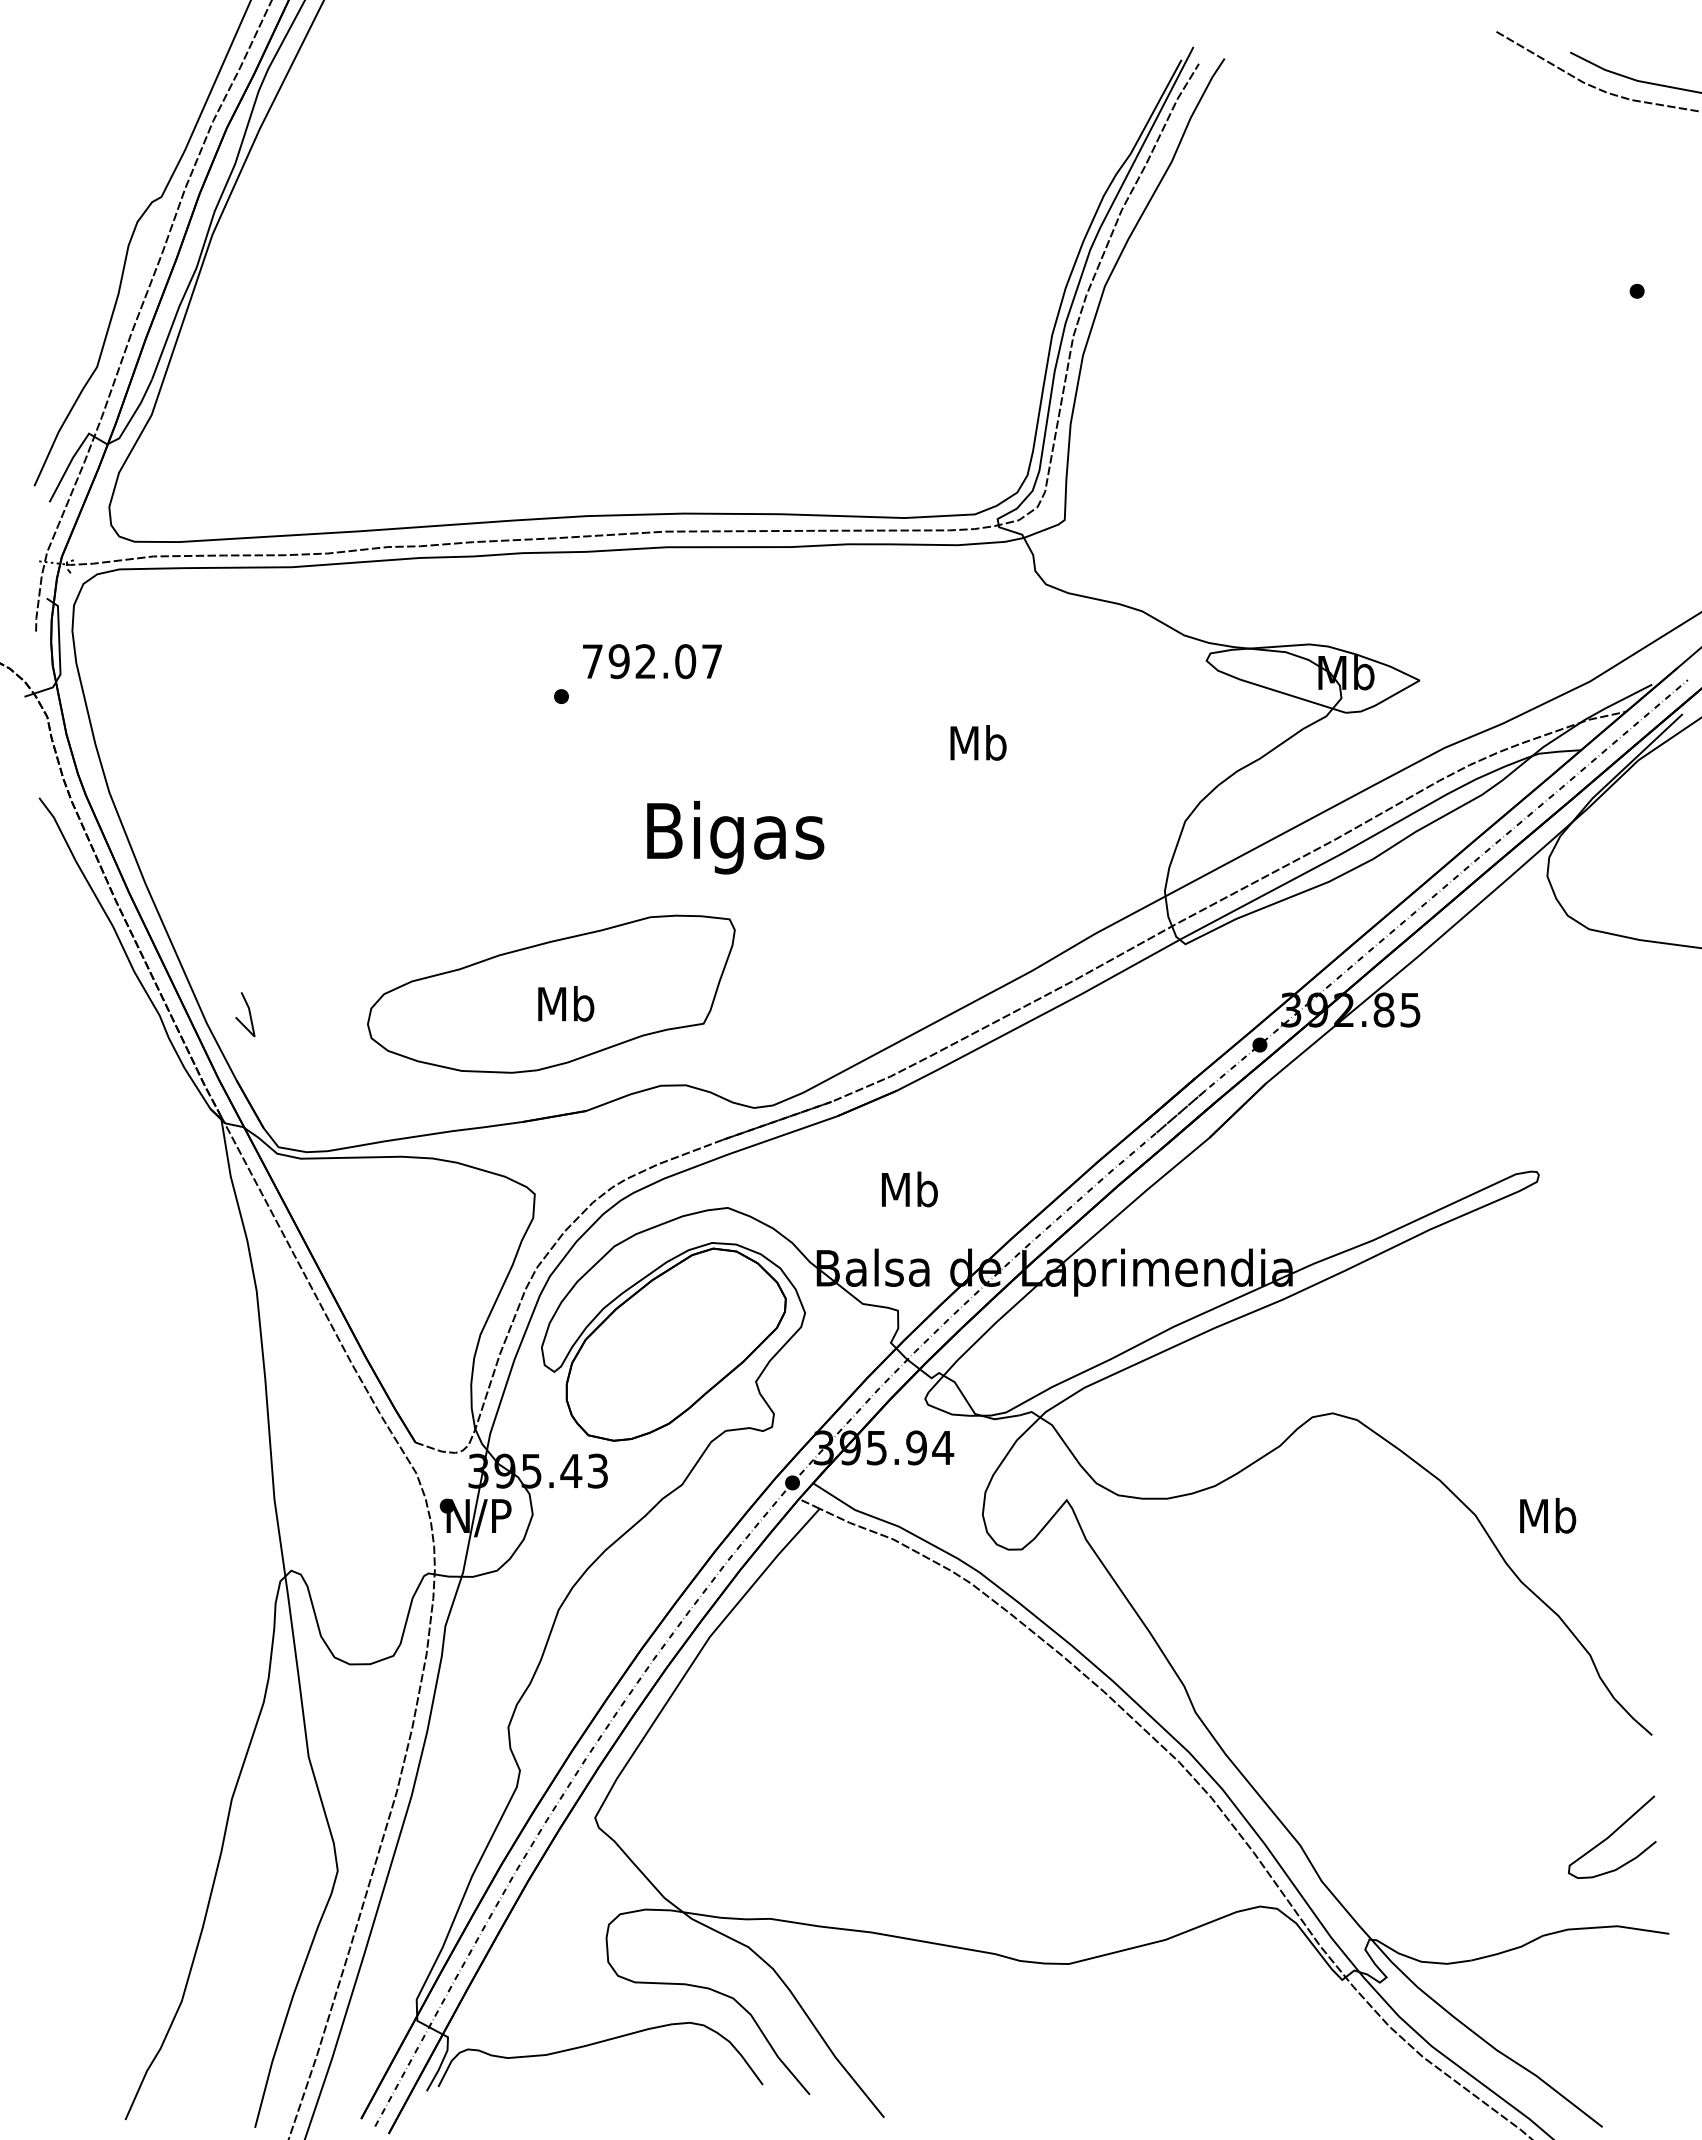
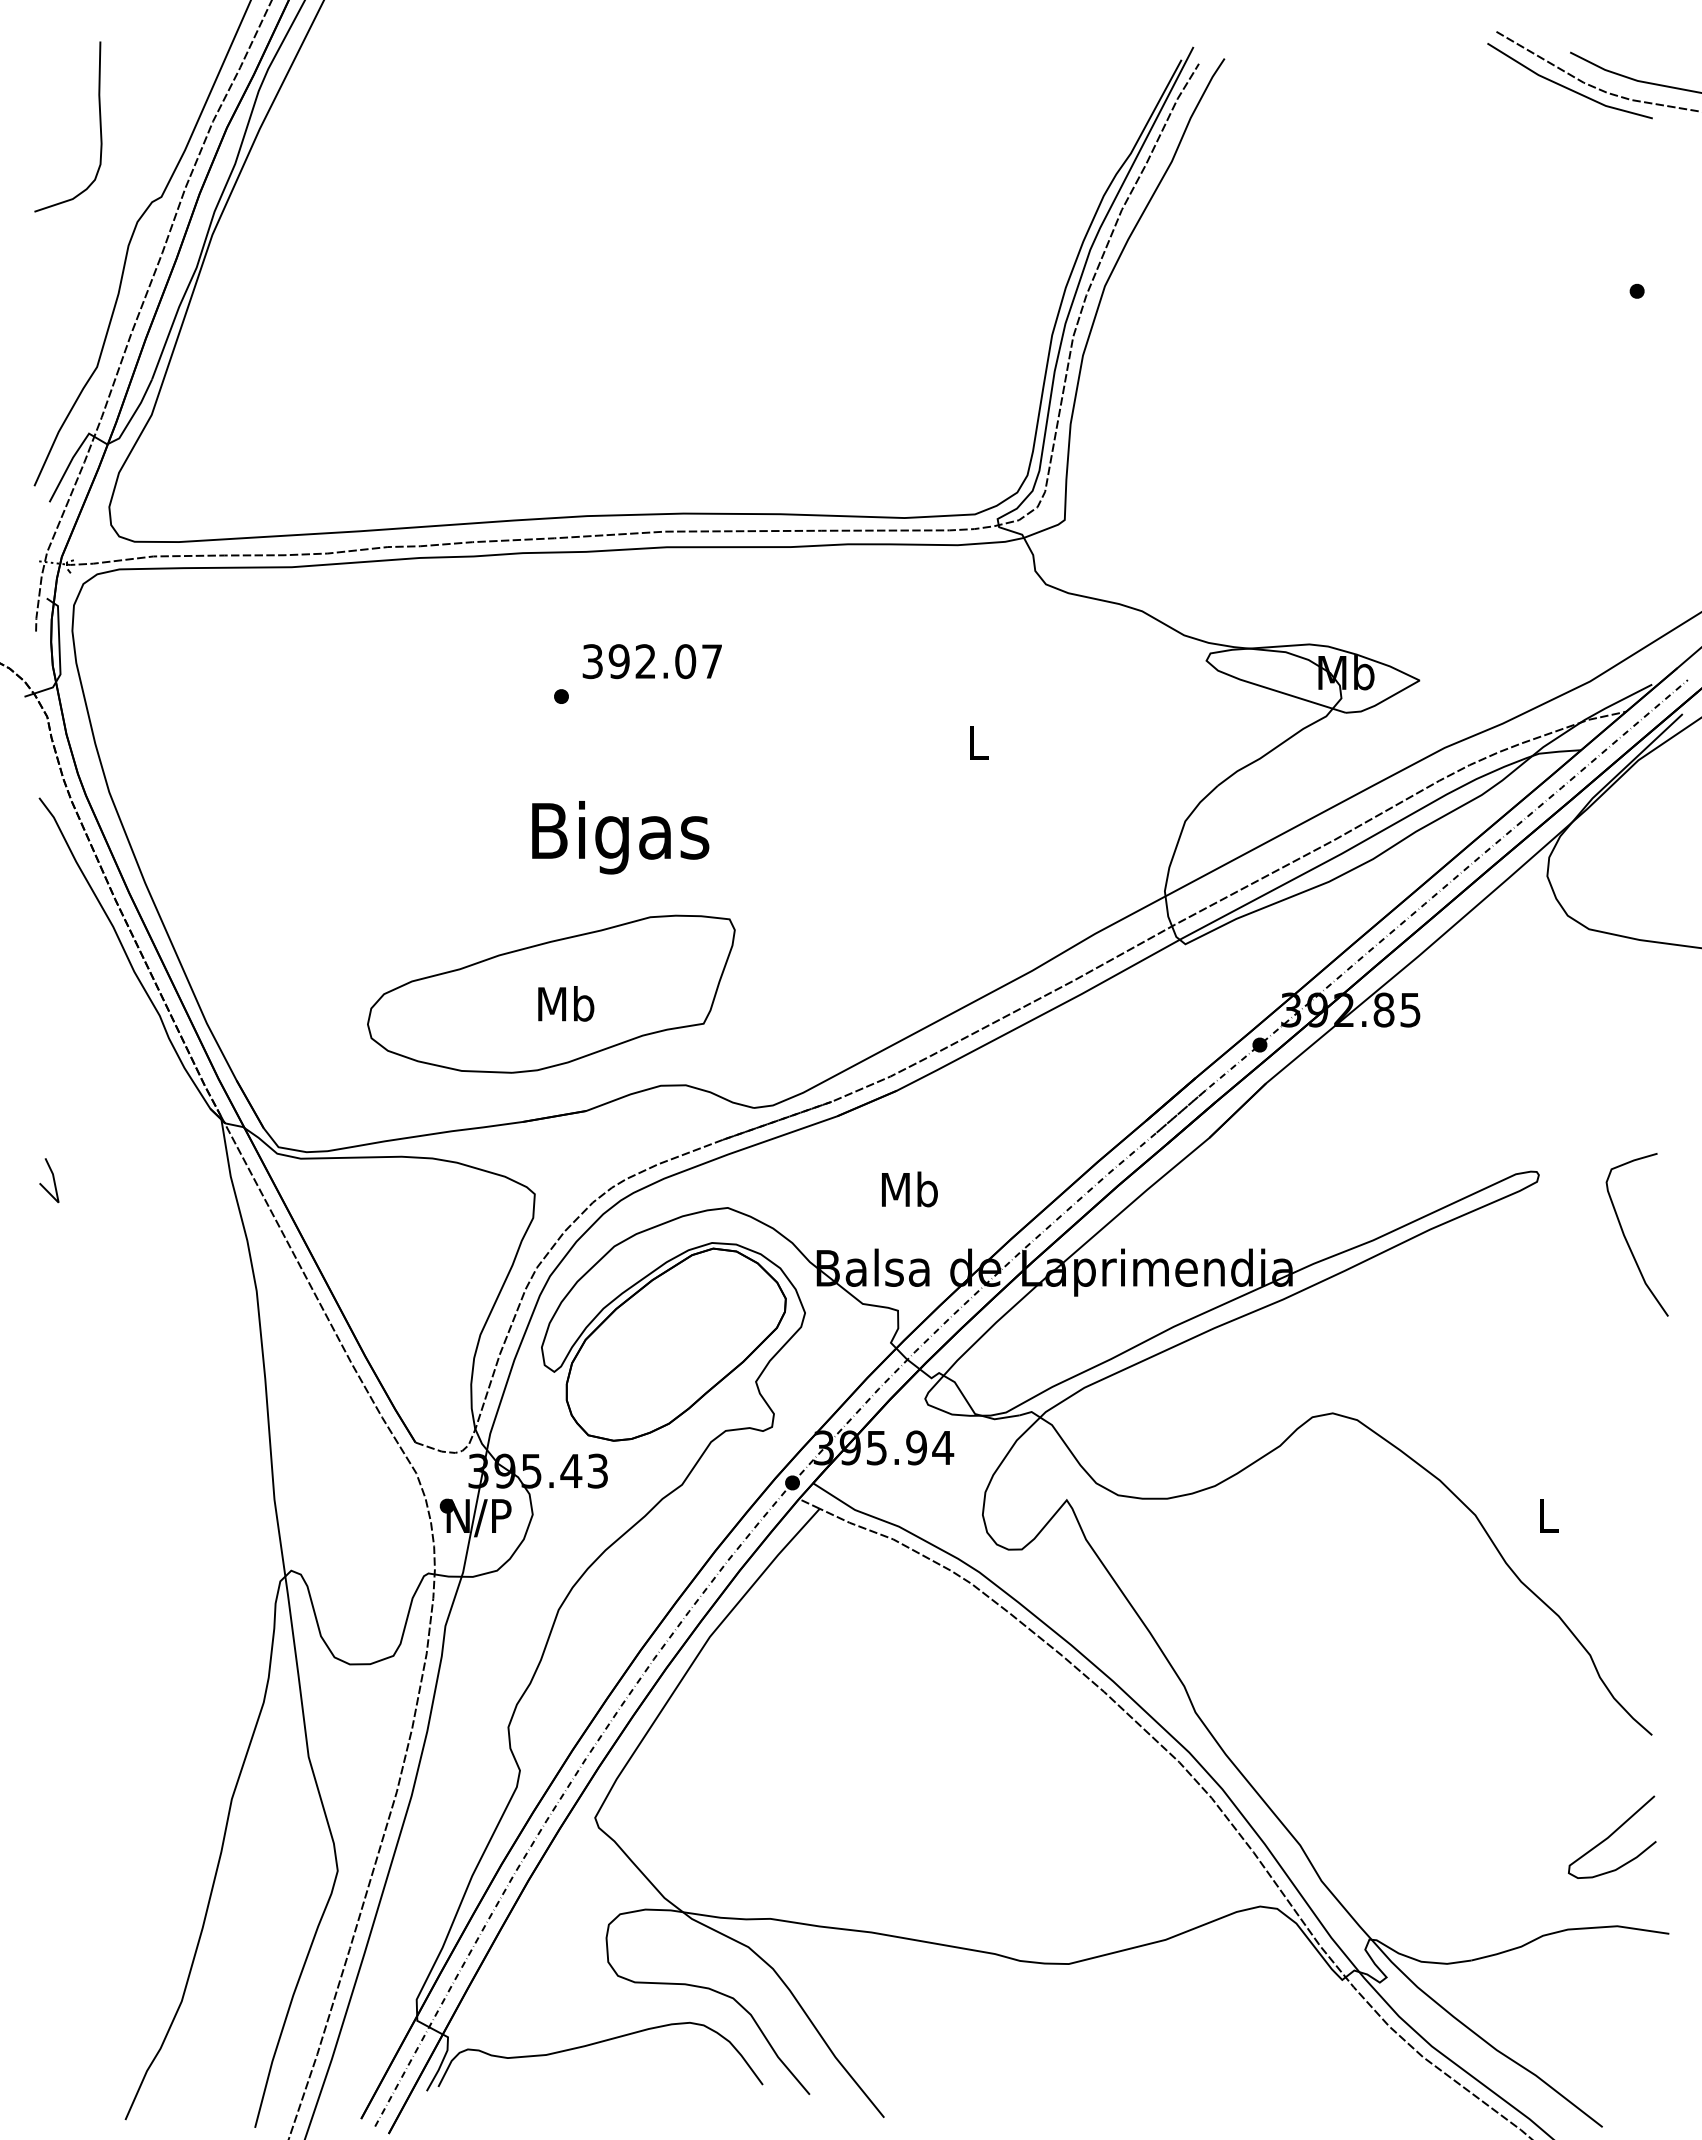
line: none -> present (1566, 86)
curve: none -> present (99, 126)
text: 792.07 -> 392.07 (592, 661)
text: Mb -> L (978, 742)
text position: (735, 837) -> (620, 837) (620, 837)
line position: (248, 1012) -> (52, 1178) (52, 1178)
curve: none -> present (1626, 1238)
text: Mb -> L (1548, 1515)
